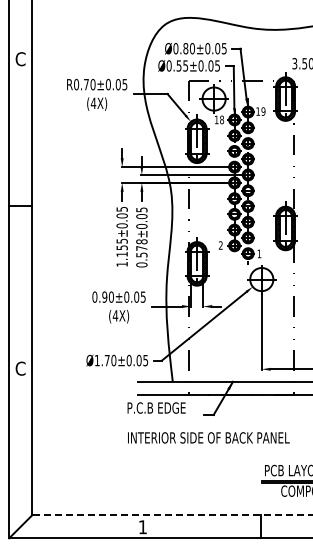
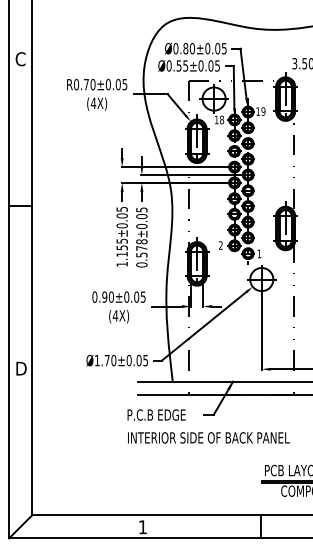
text: C -> D (20, 368)
text position: (156, 407) -> (156, 414) (156, 414)
line: dashed -> solid (172, 515)
